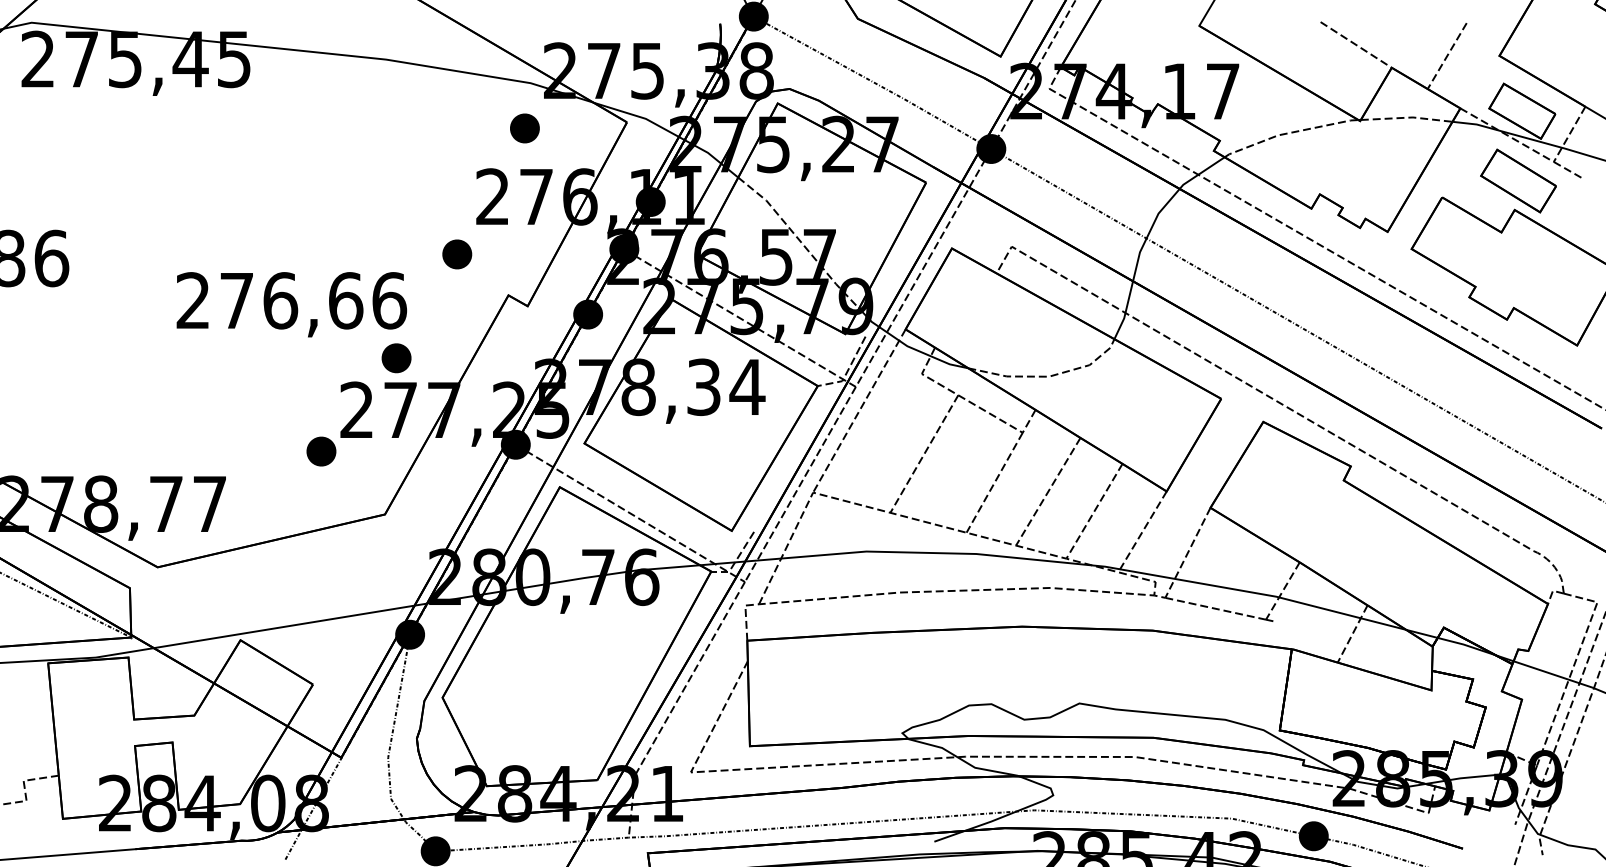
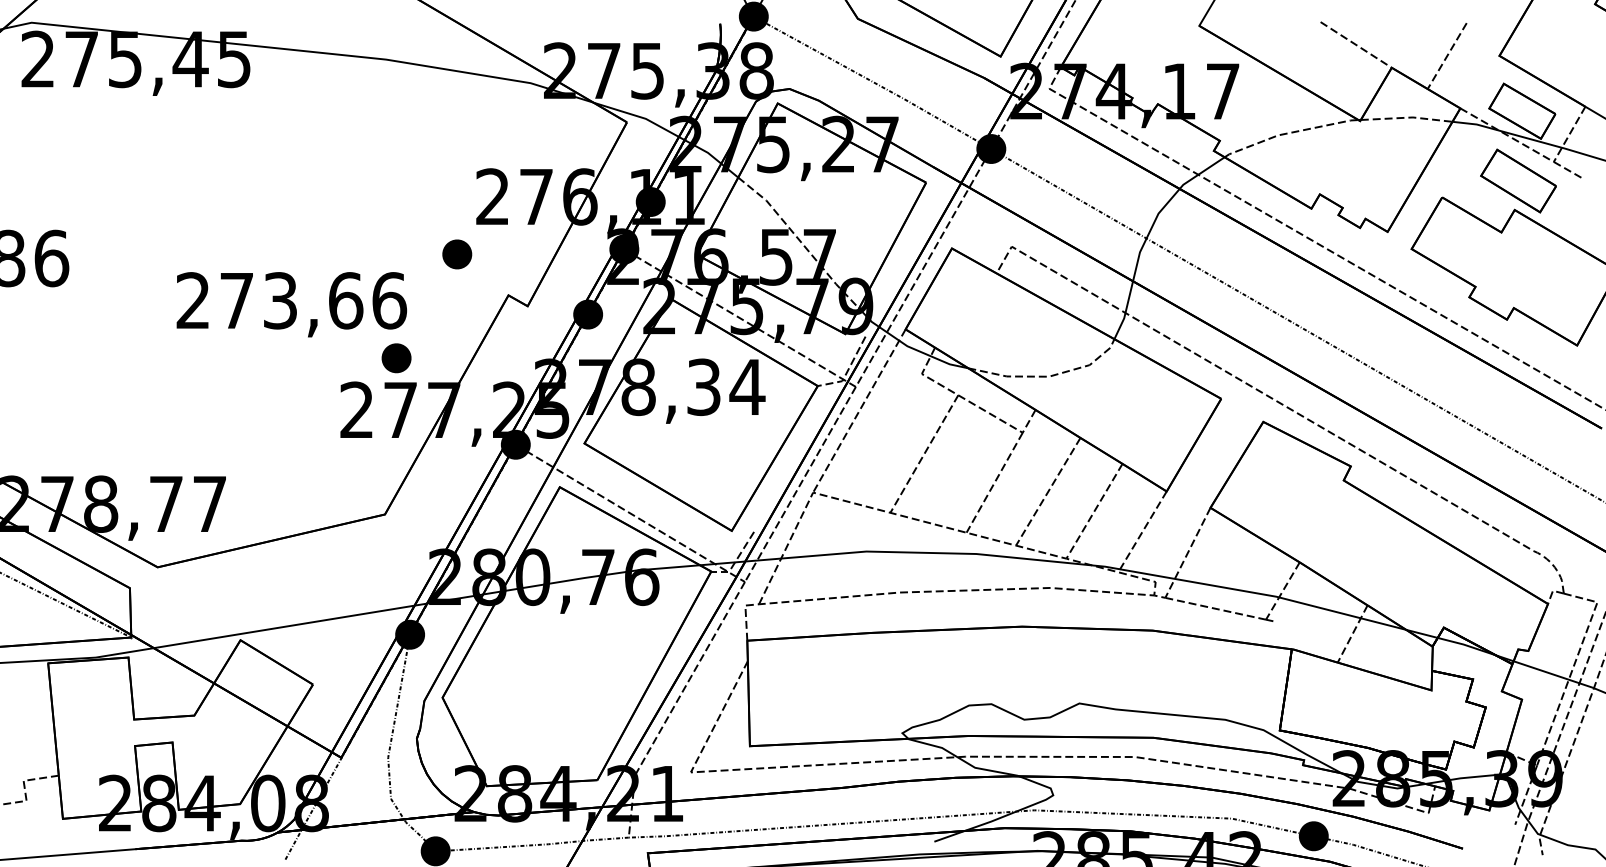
part: present -> none (524, 128)
text: 276,66 -> 273,66 (280, 300)
part: present -> none (321, 451)
